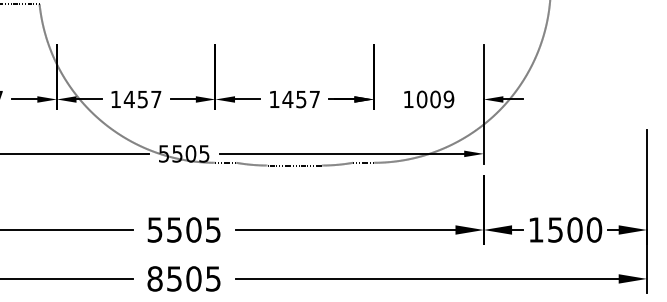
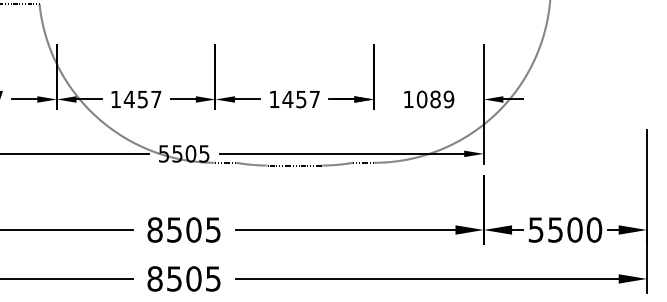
text: 1009 -> 1089 (435, 99)
text: 5505 -> 8505 (154, 229)
text: 1500 -> 5500 (535, 229)
